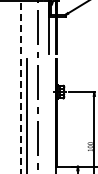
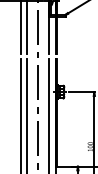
line: dashed -> solid (20, 27)
line: none -> present (27, 27)
line: none -> present (49, 114)
line: dashed -> solid (20, 117)
